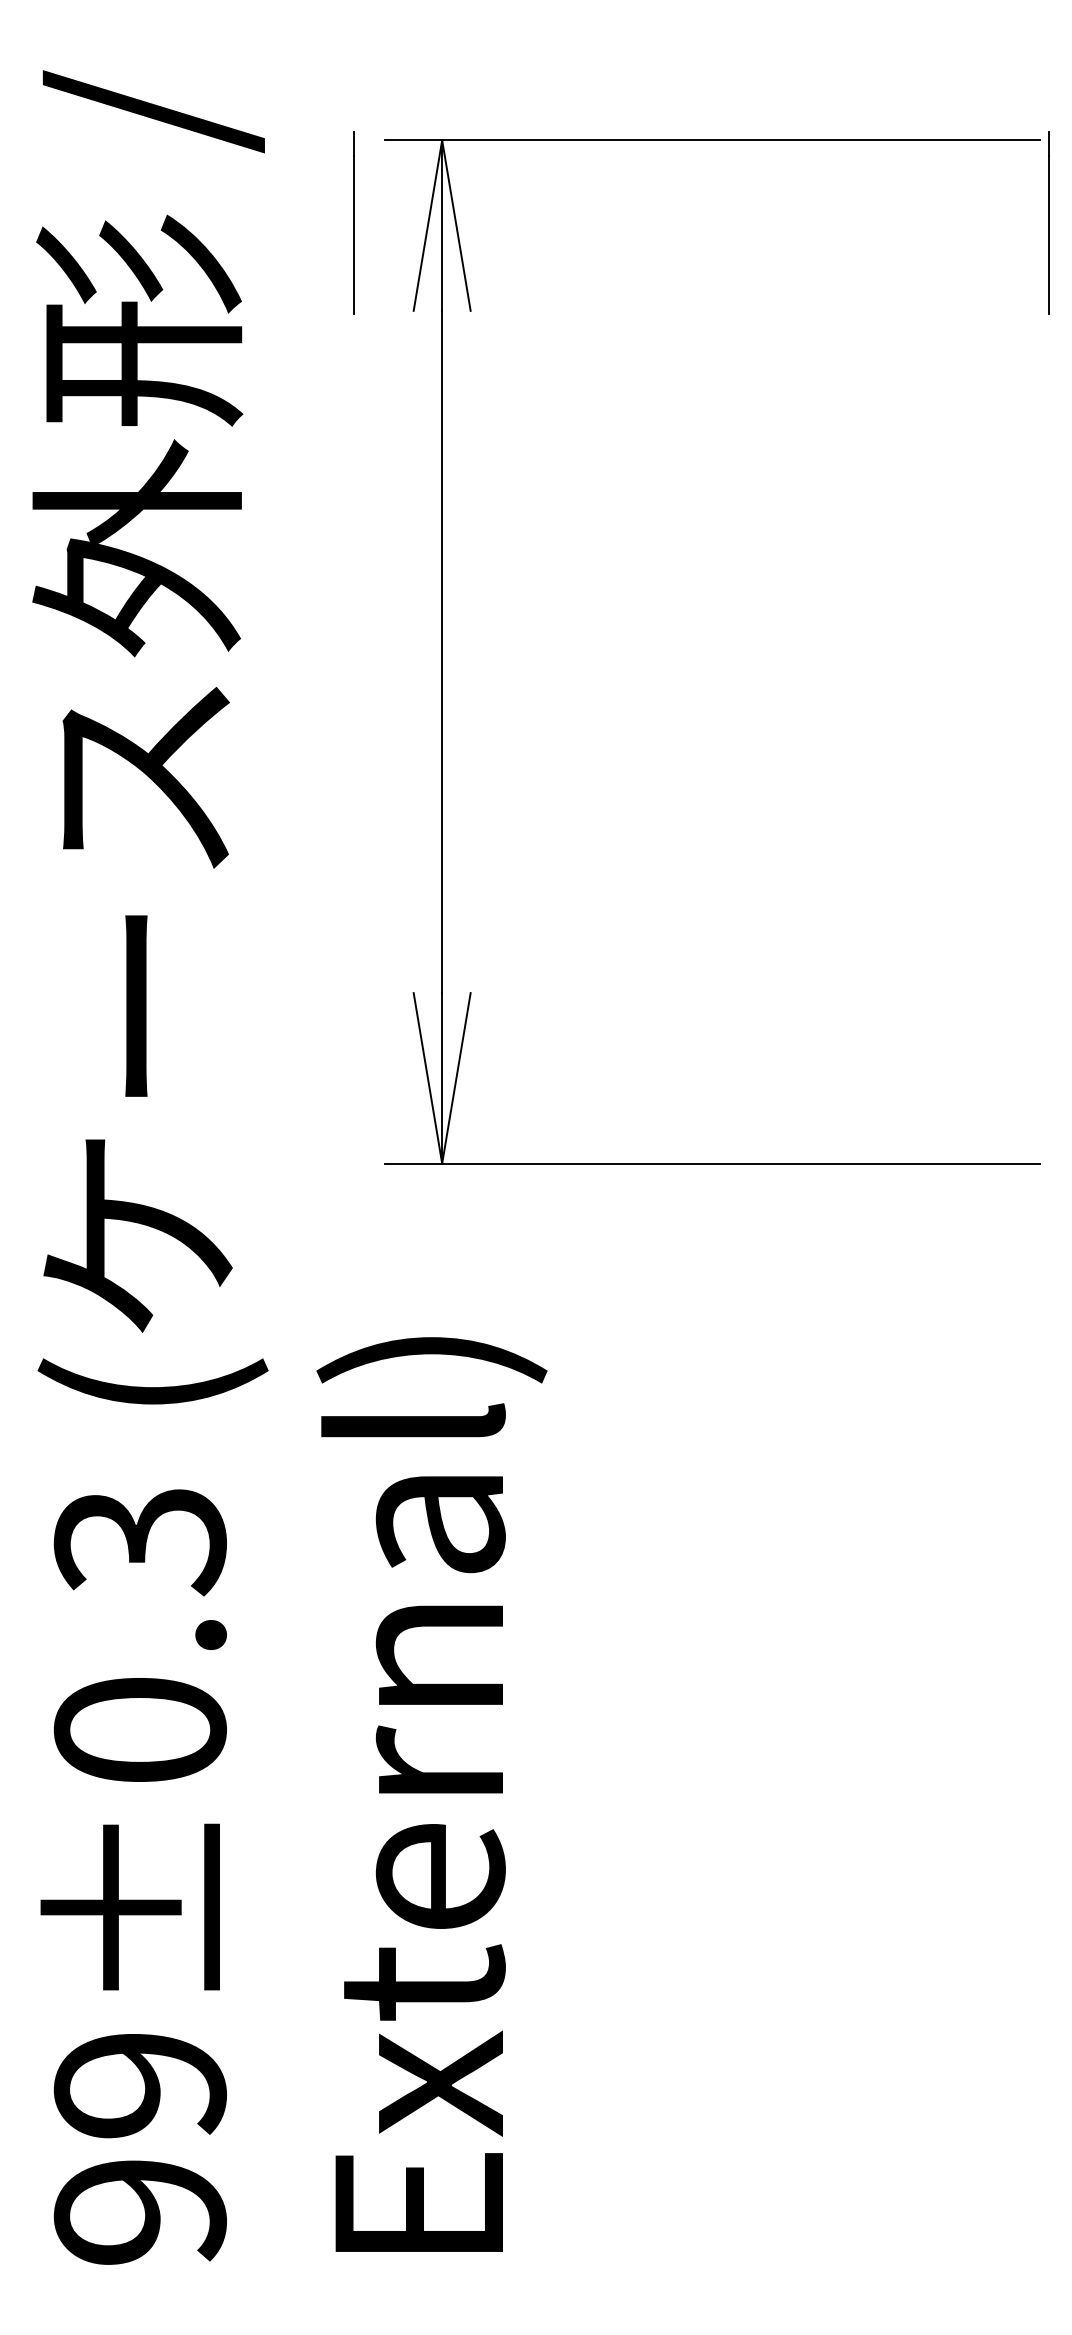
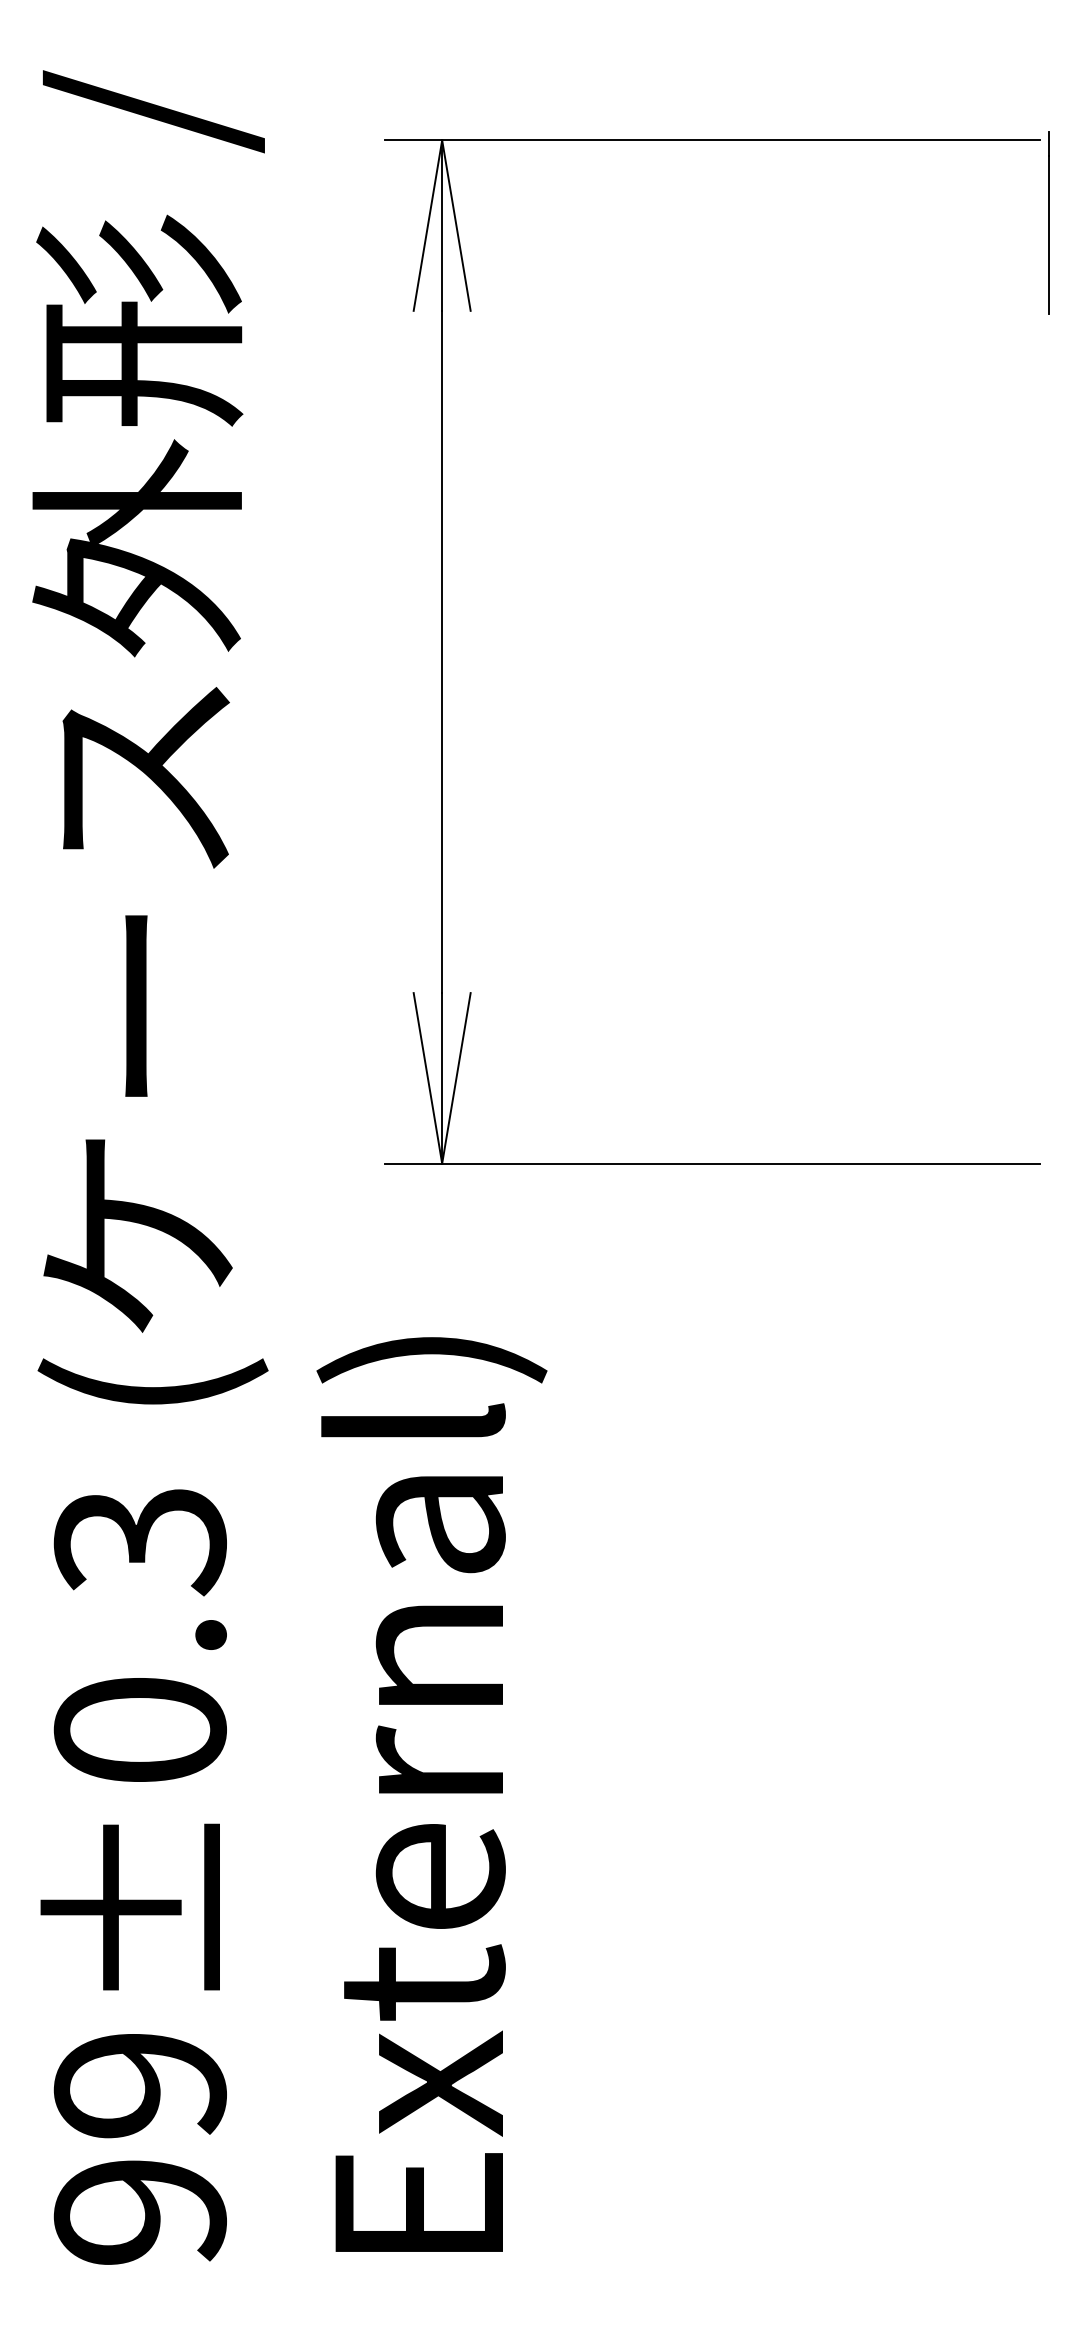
line: present -> none (353, 222)
